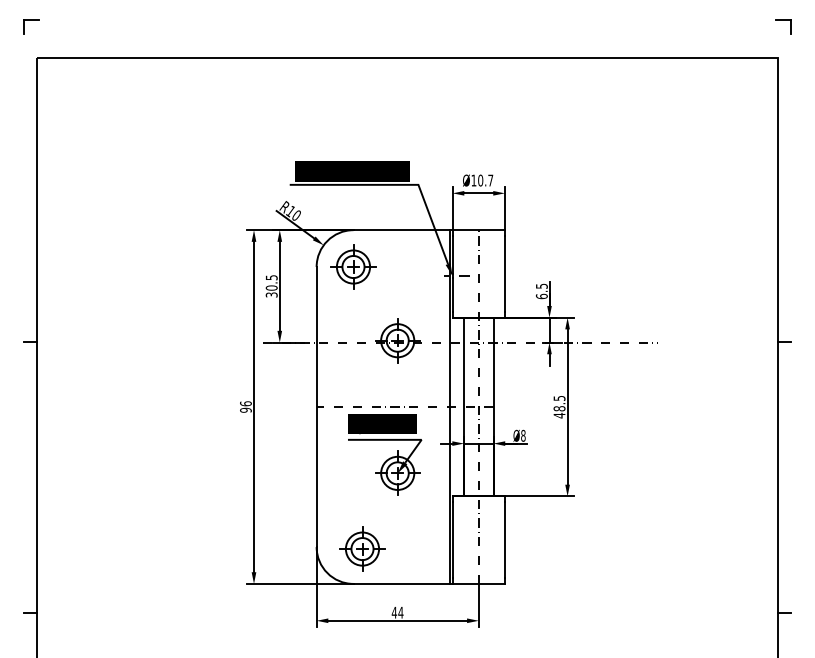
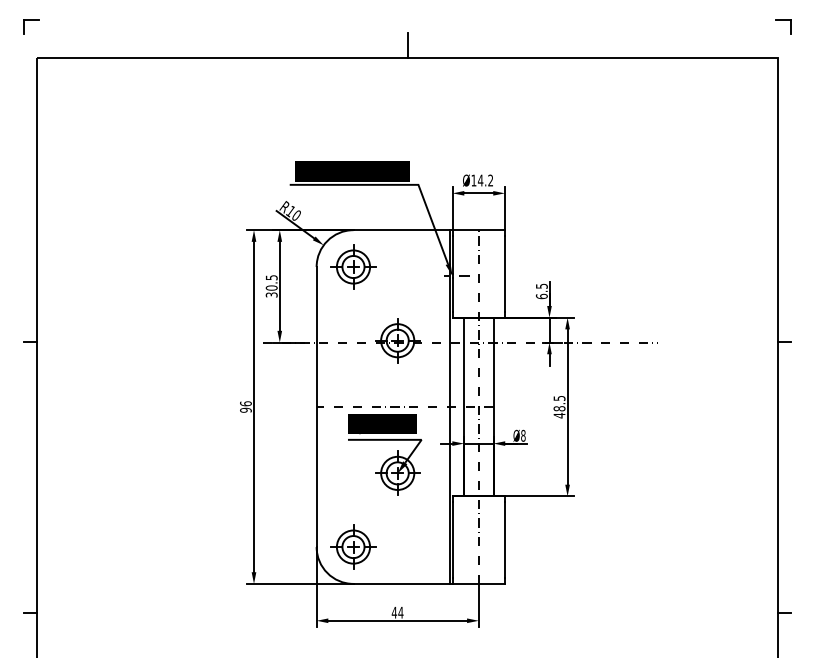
line: none -> present (407, 45)
text: Ø10.7 -> Ø14.2 (485, 180)
part position: (362, 548) -> (353, 546) (353, 546)
